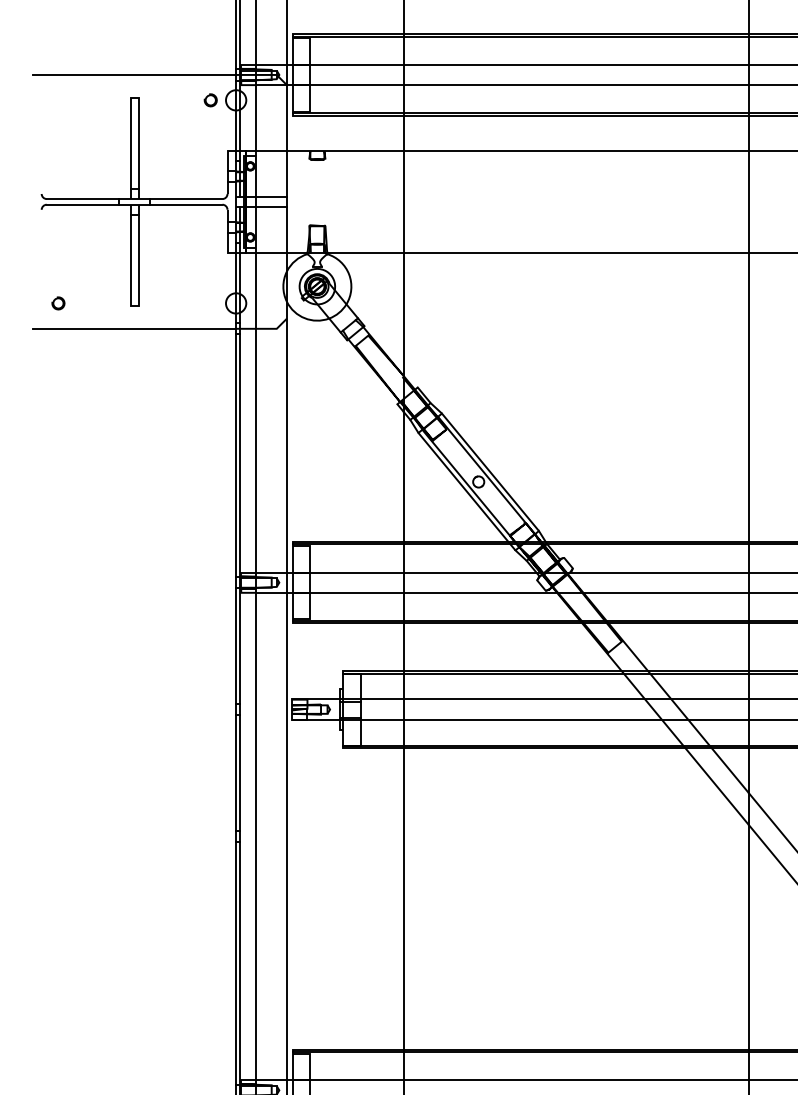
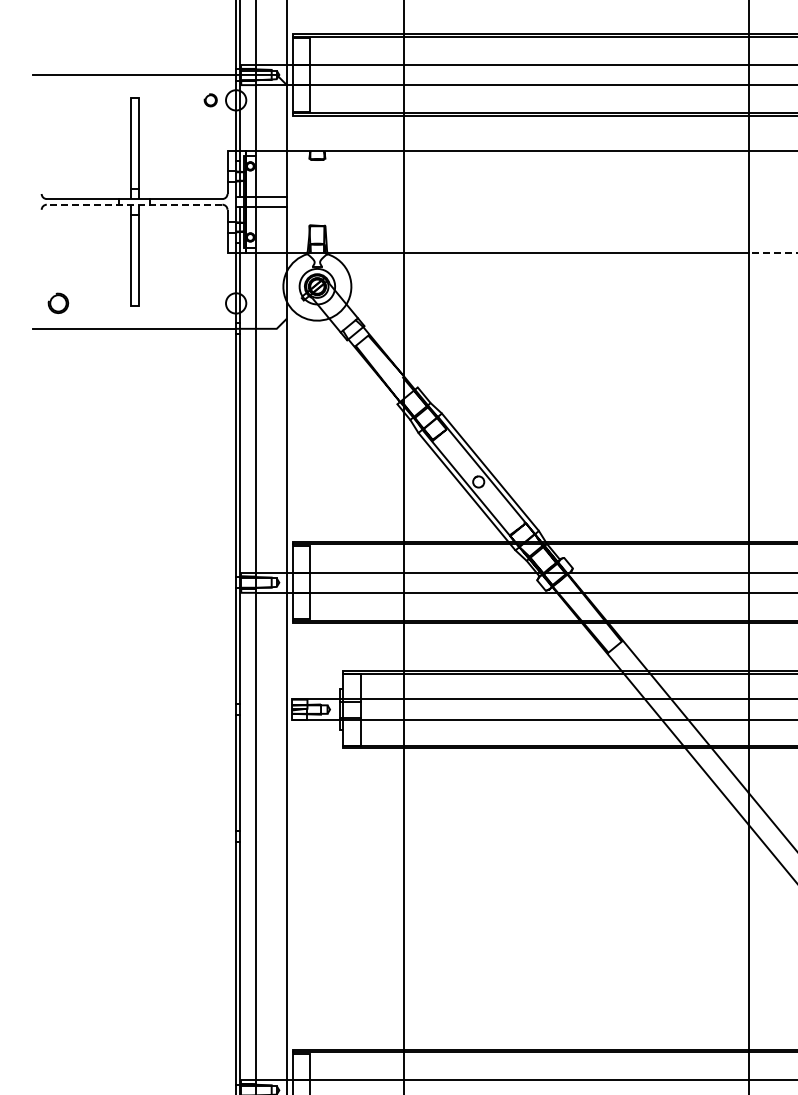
line: solid -> dashed (134, 204)
line: solid -> dashed (772, 252)
part size: 15x15 px -> 23x22 px (58, 302)
